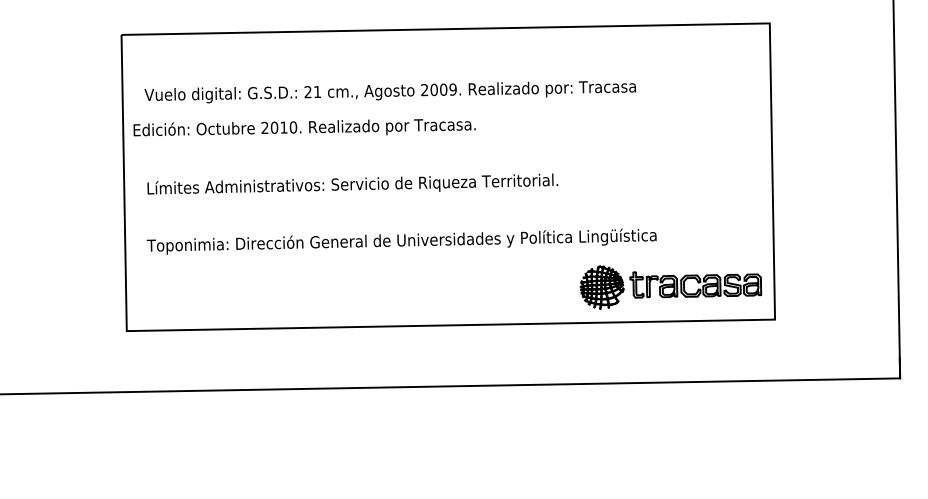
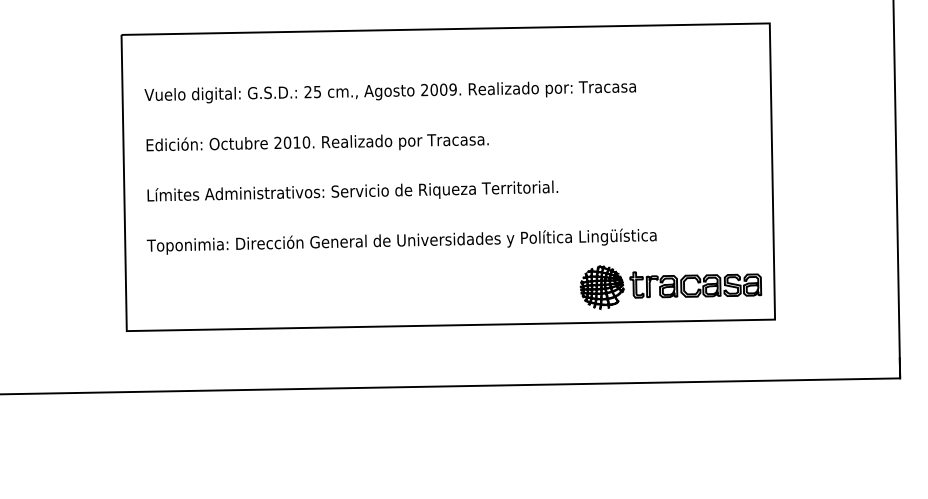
text: 21 -> 25 (317, 92)
text position: (304, 127) -> (317, 142) (317, 142)
text position: (352, 183) -> (352, 190) (352, 190)
